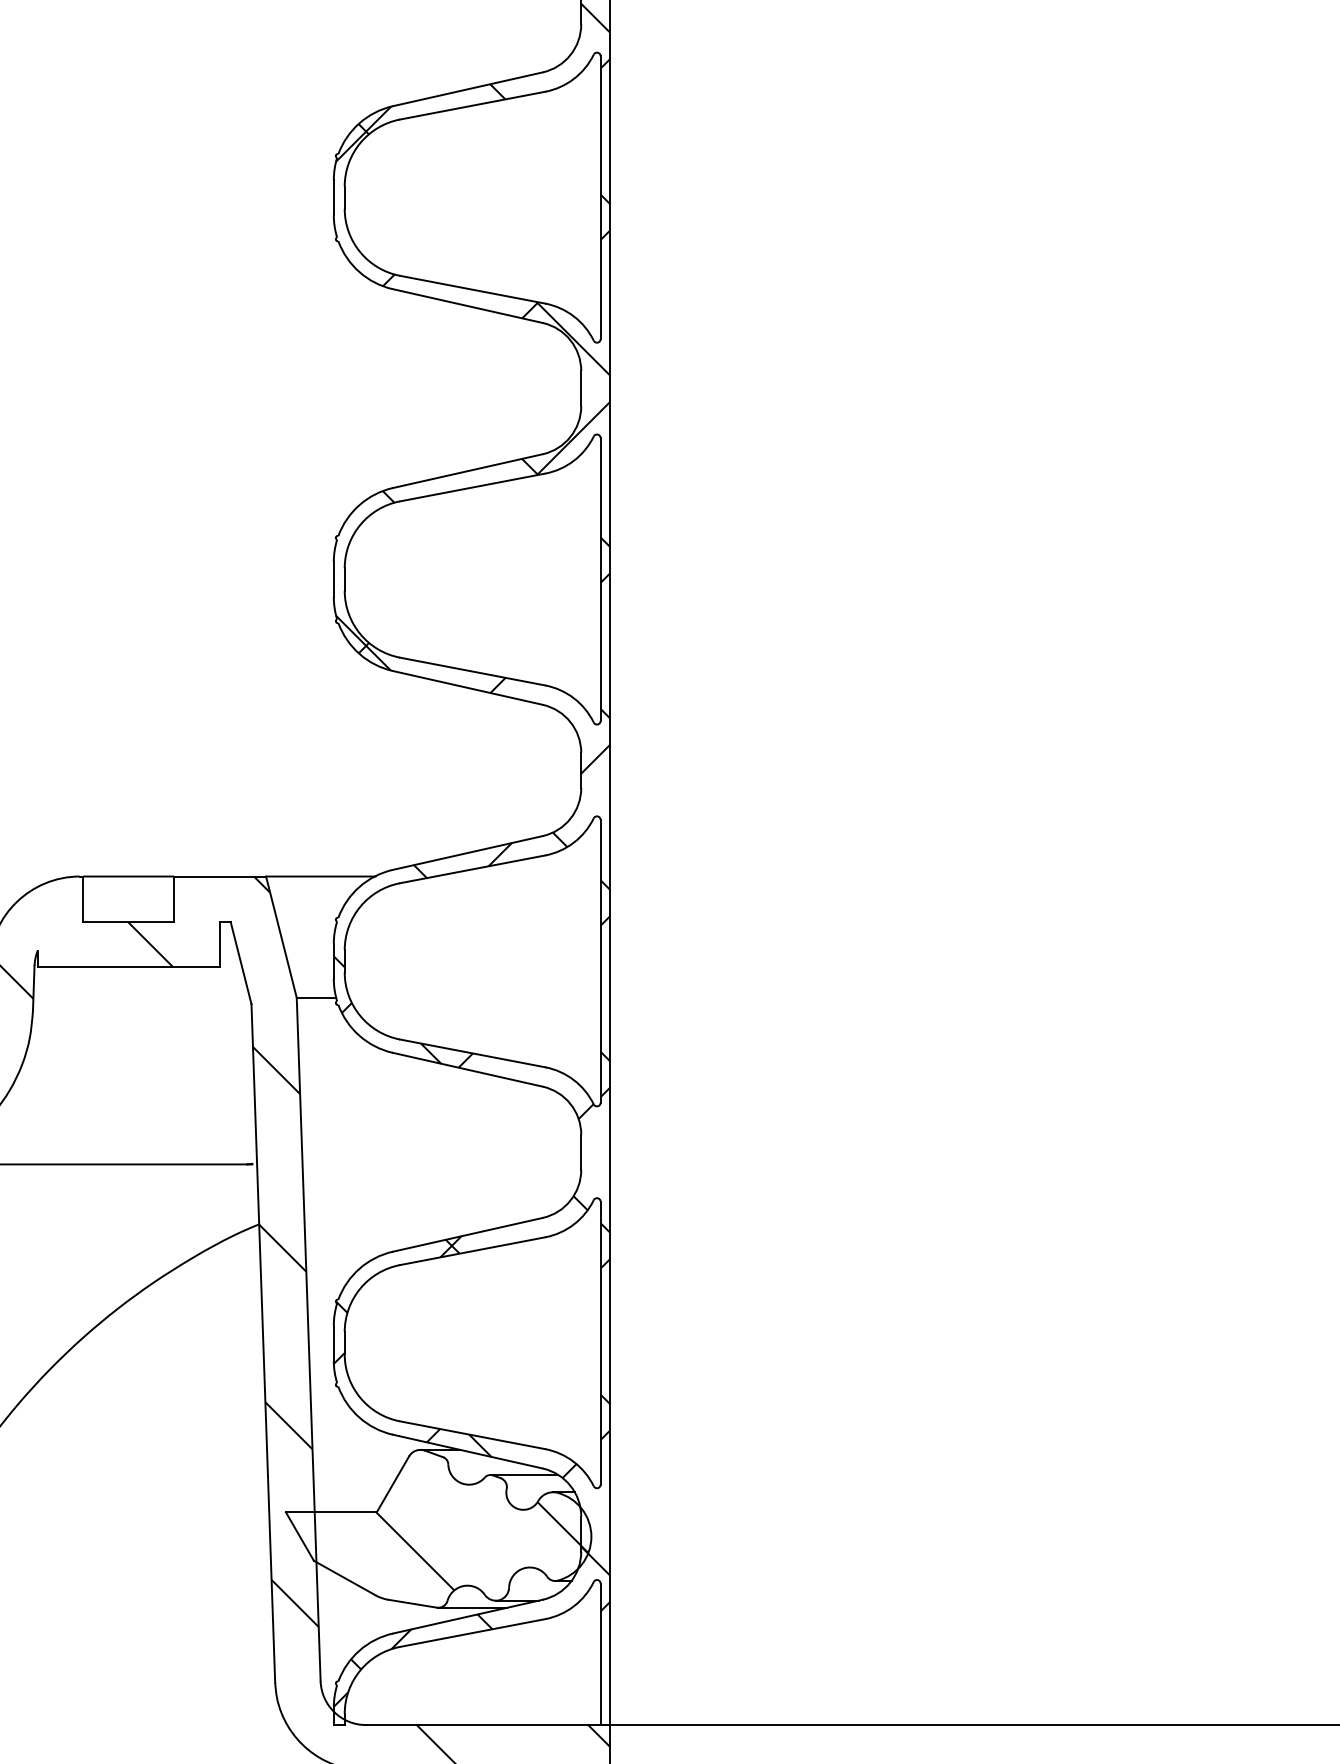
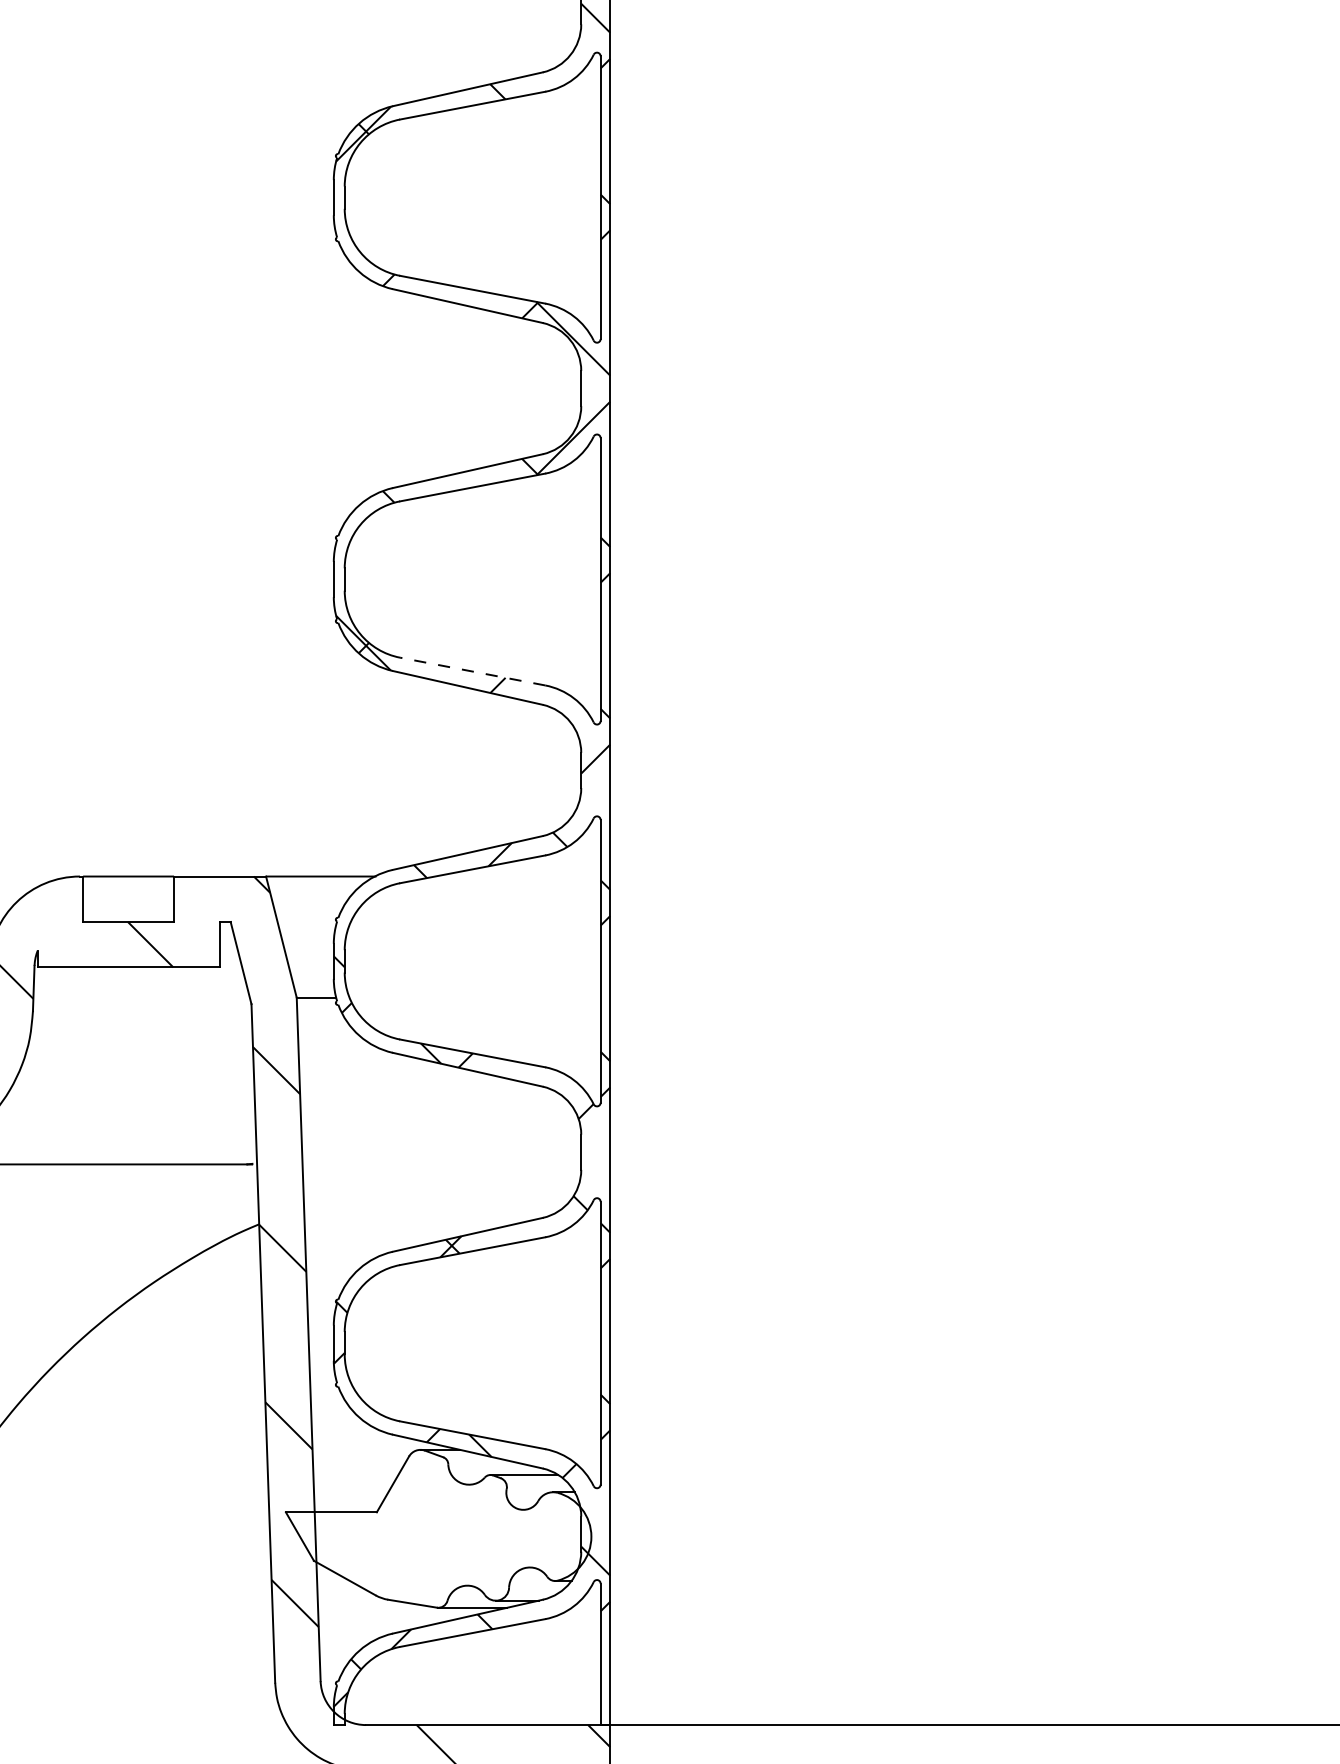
line: solid -> dashed (472, 671)
hatch: present -> none (482, 1546)
